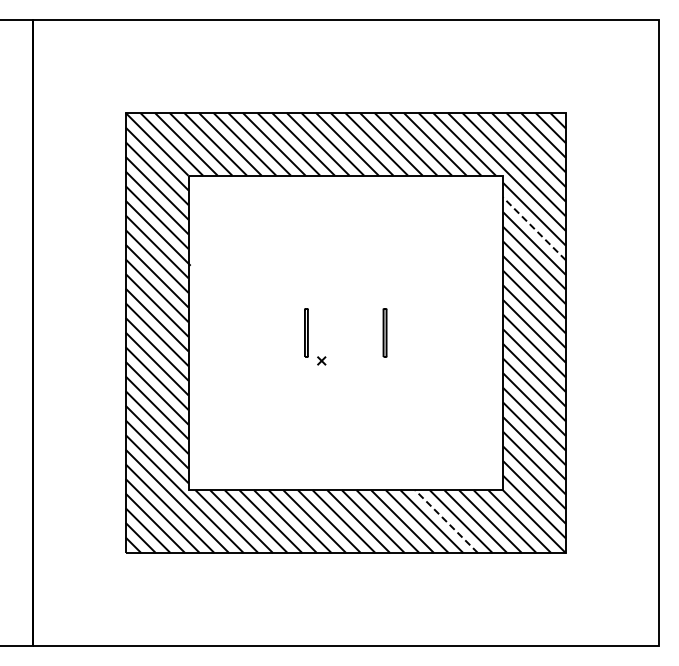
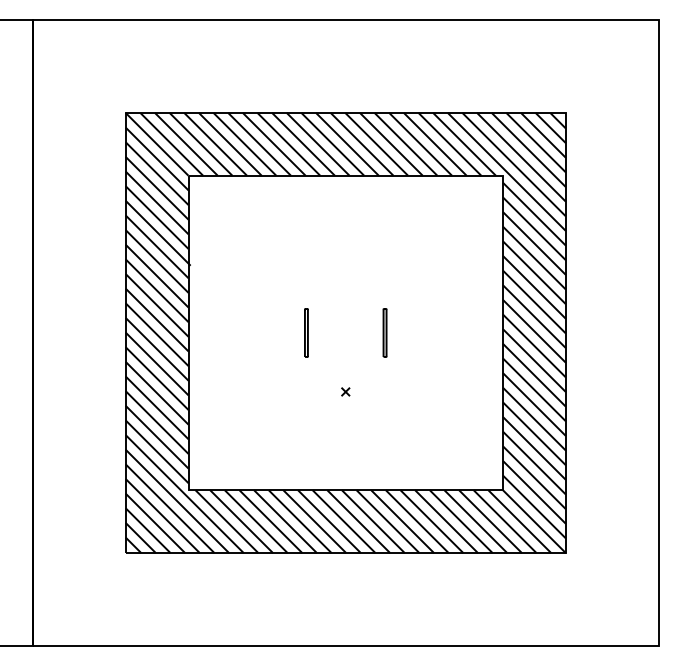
line: dashed -> solid (534, 228)
part position: (321, 360) -> (345, 391) (345, 391)
line: dashed -> solid (446, 521)
